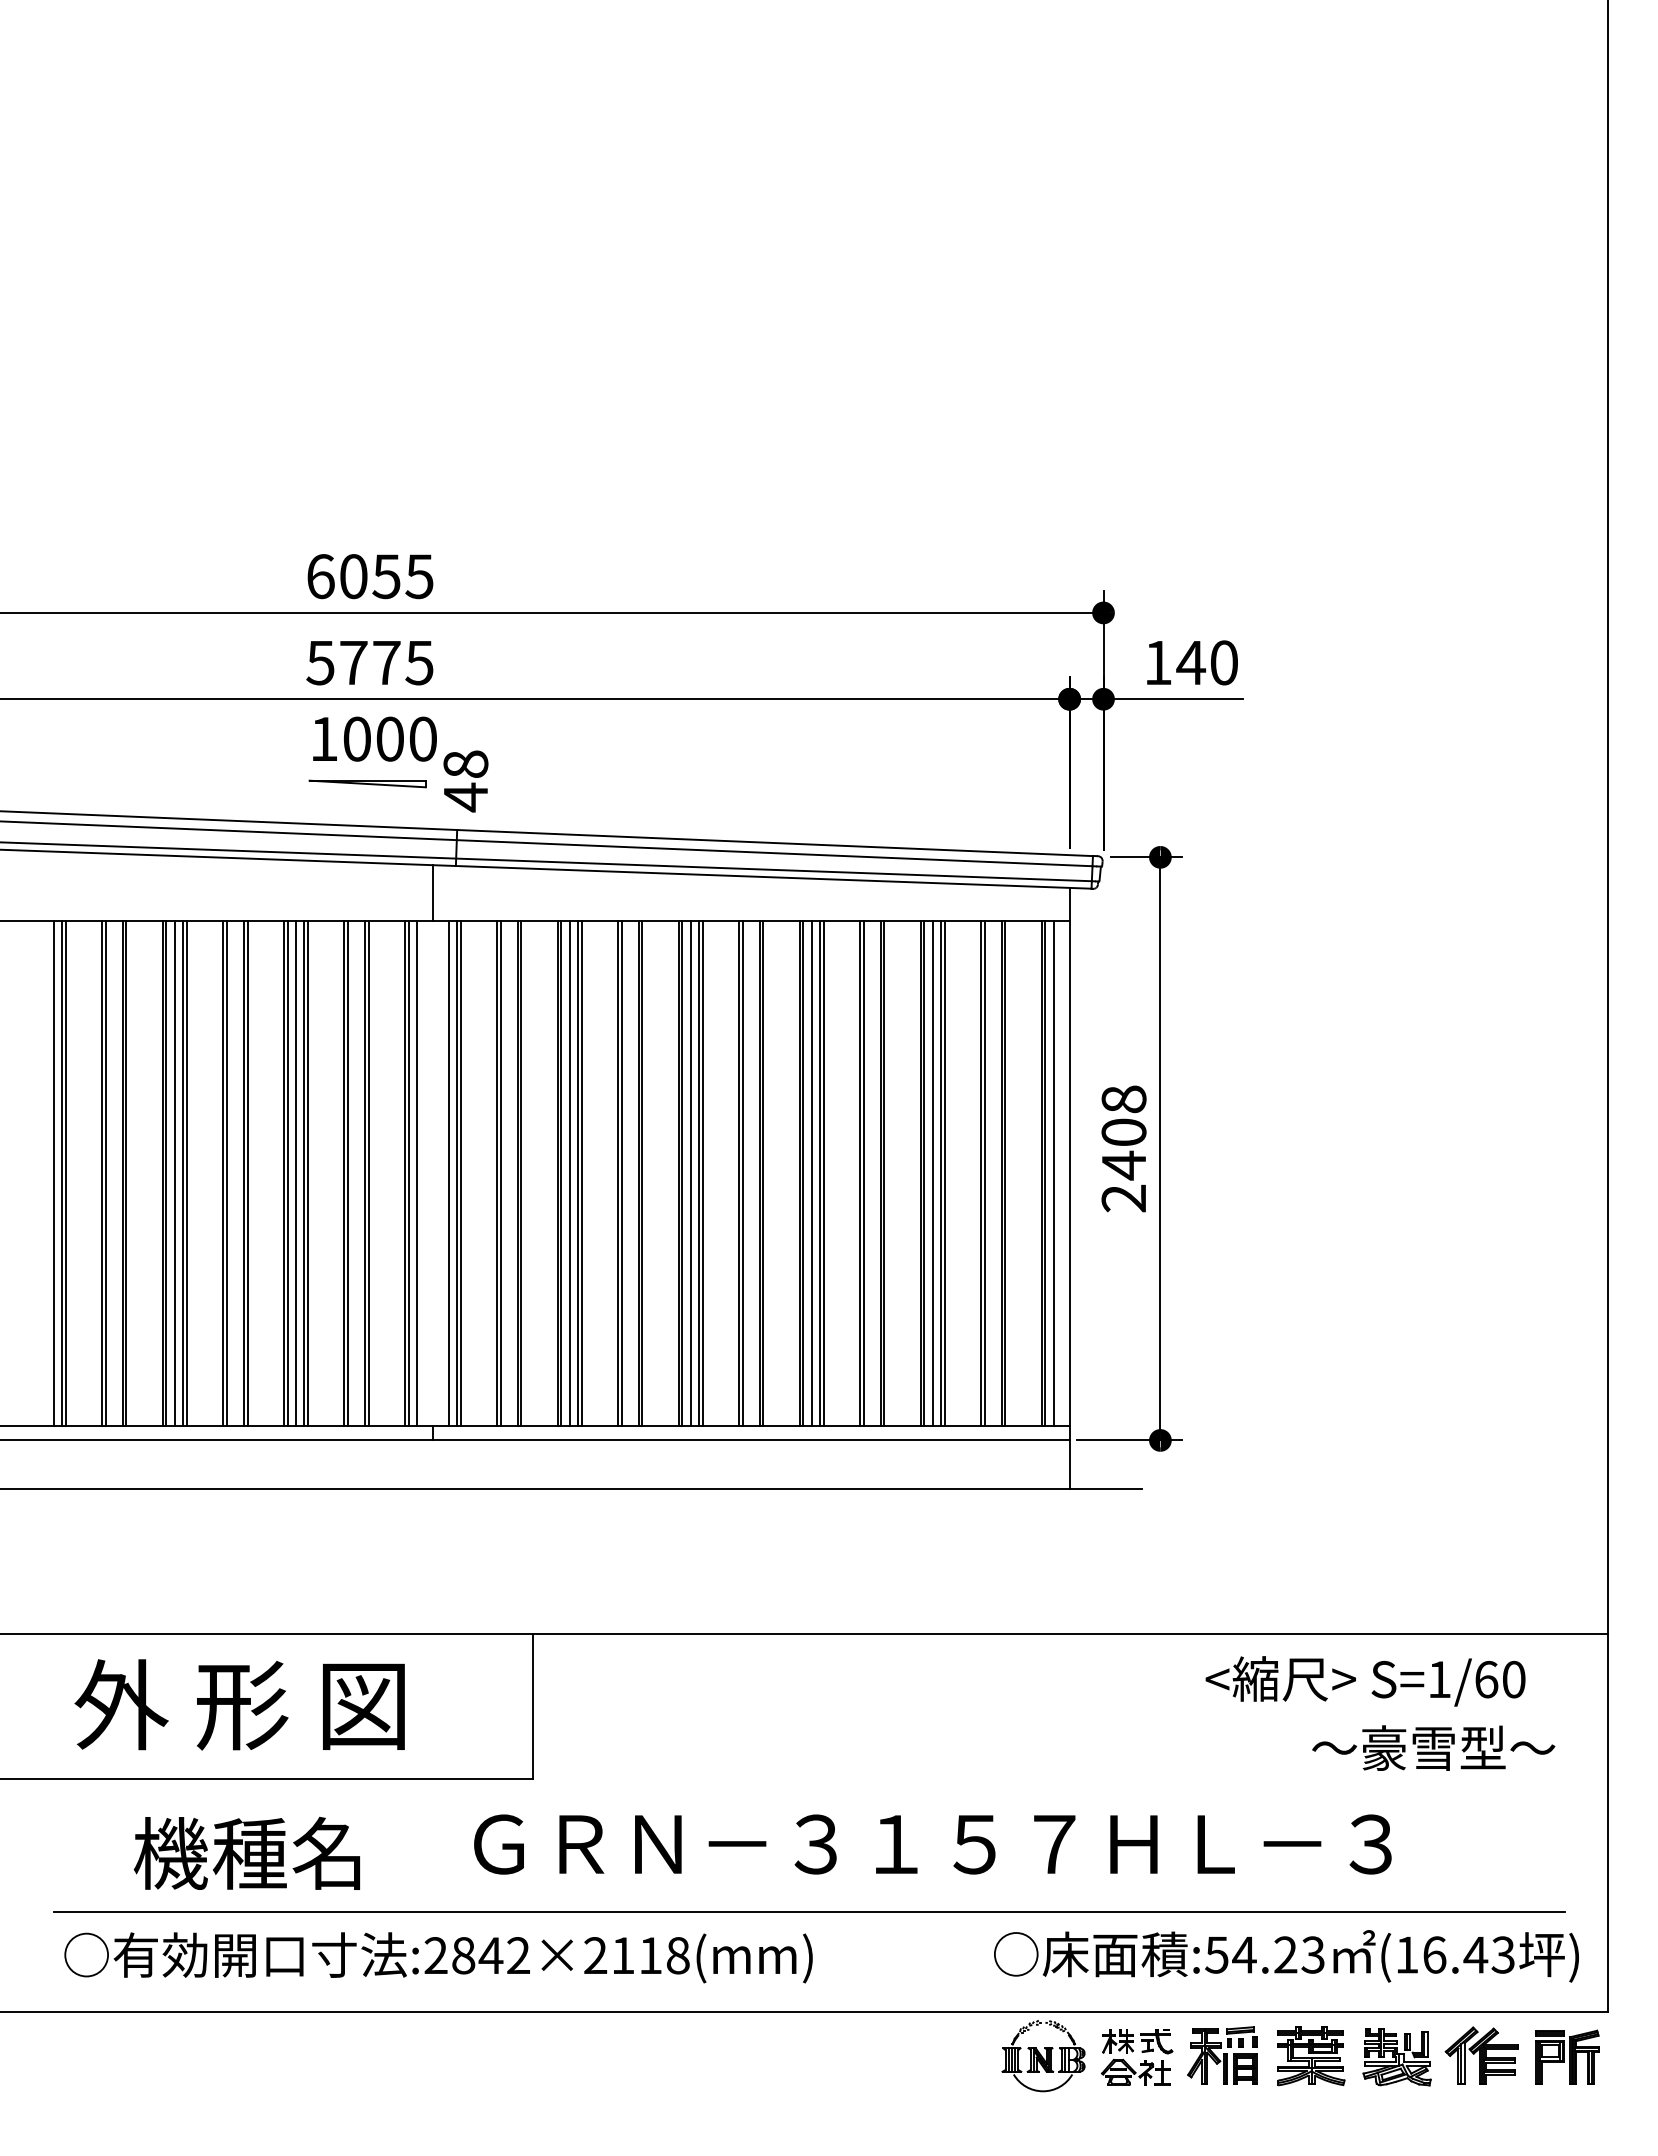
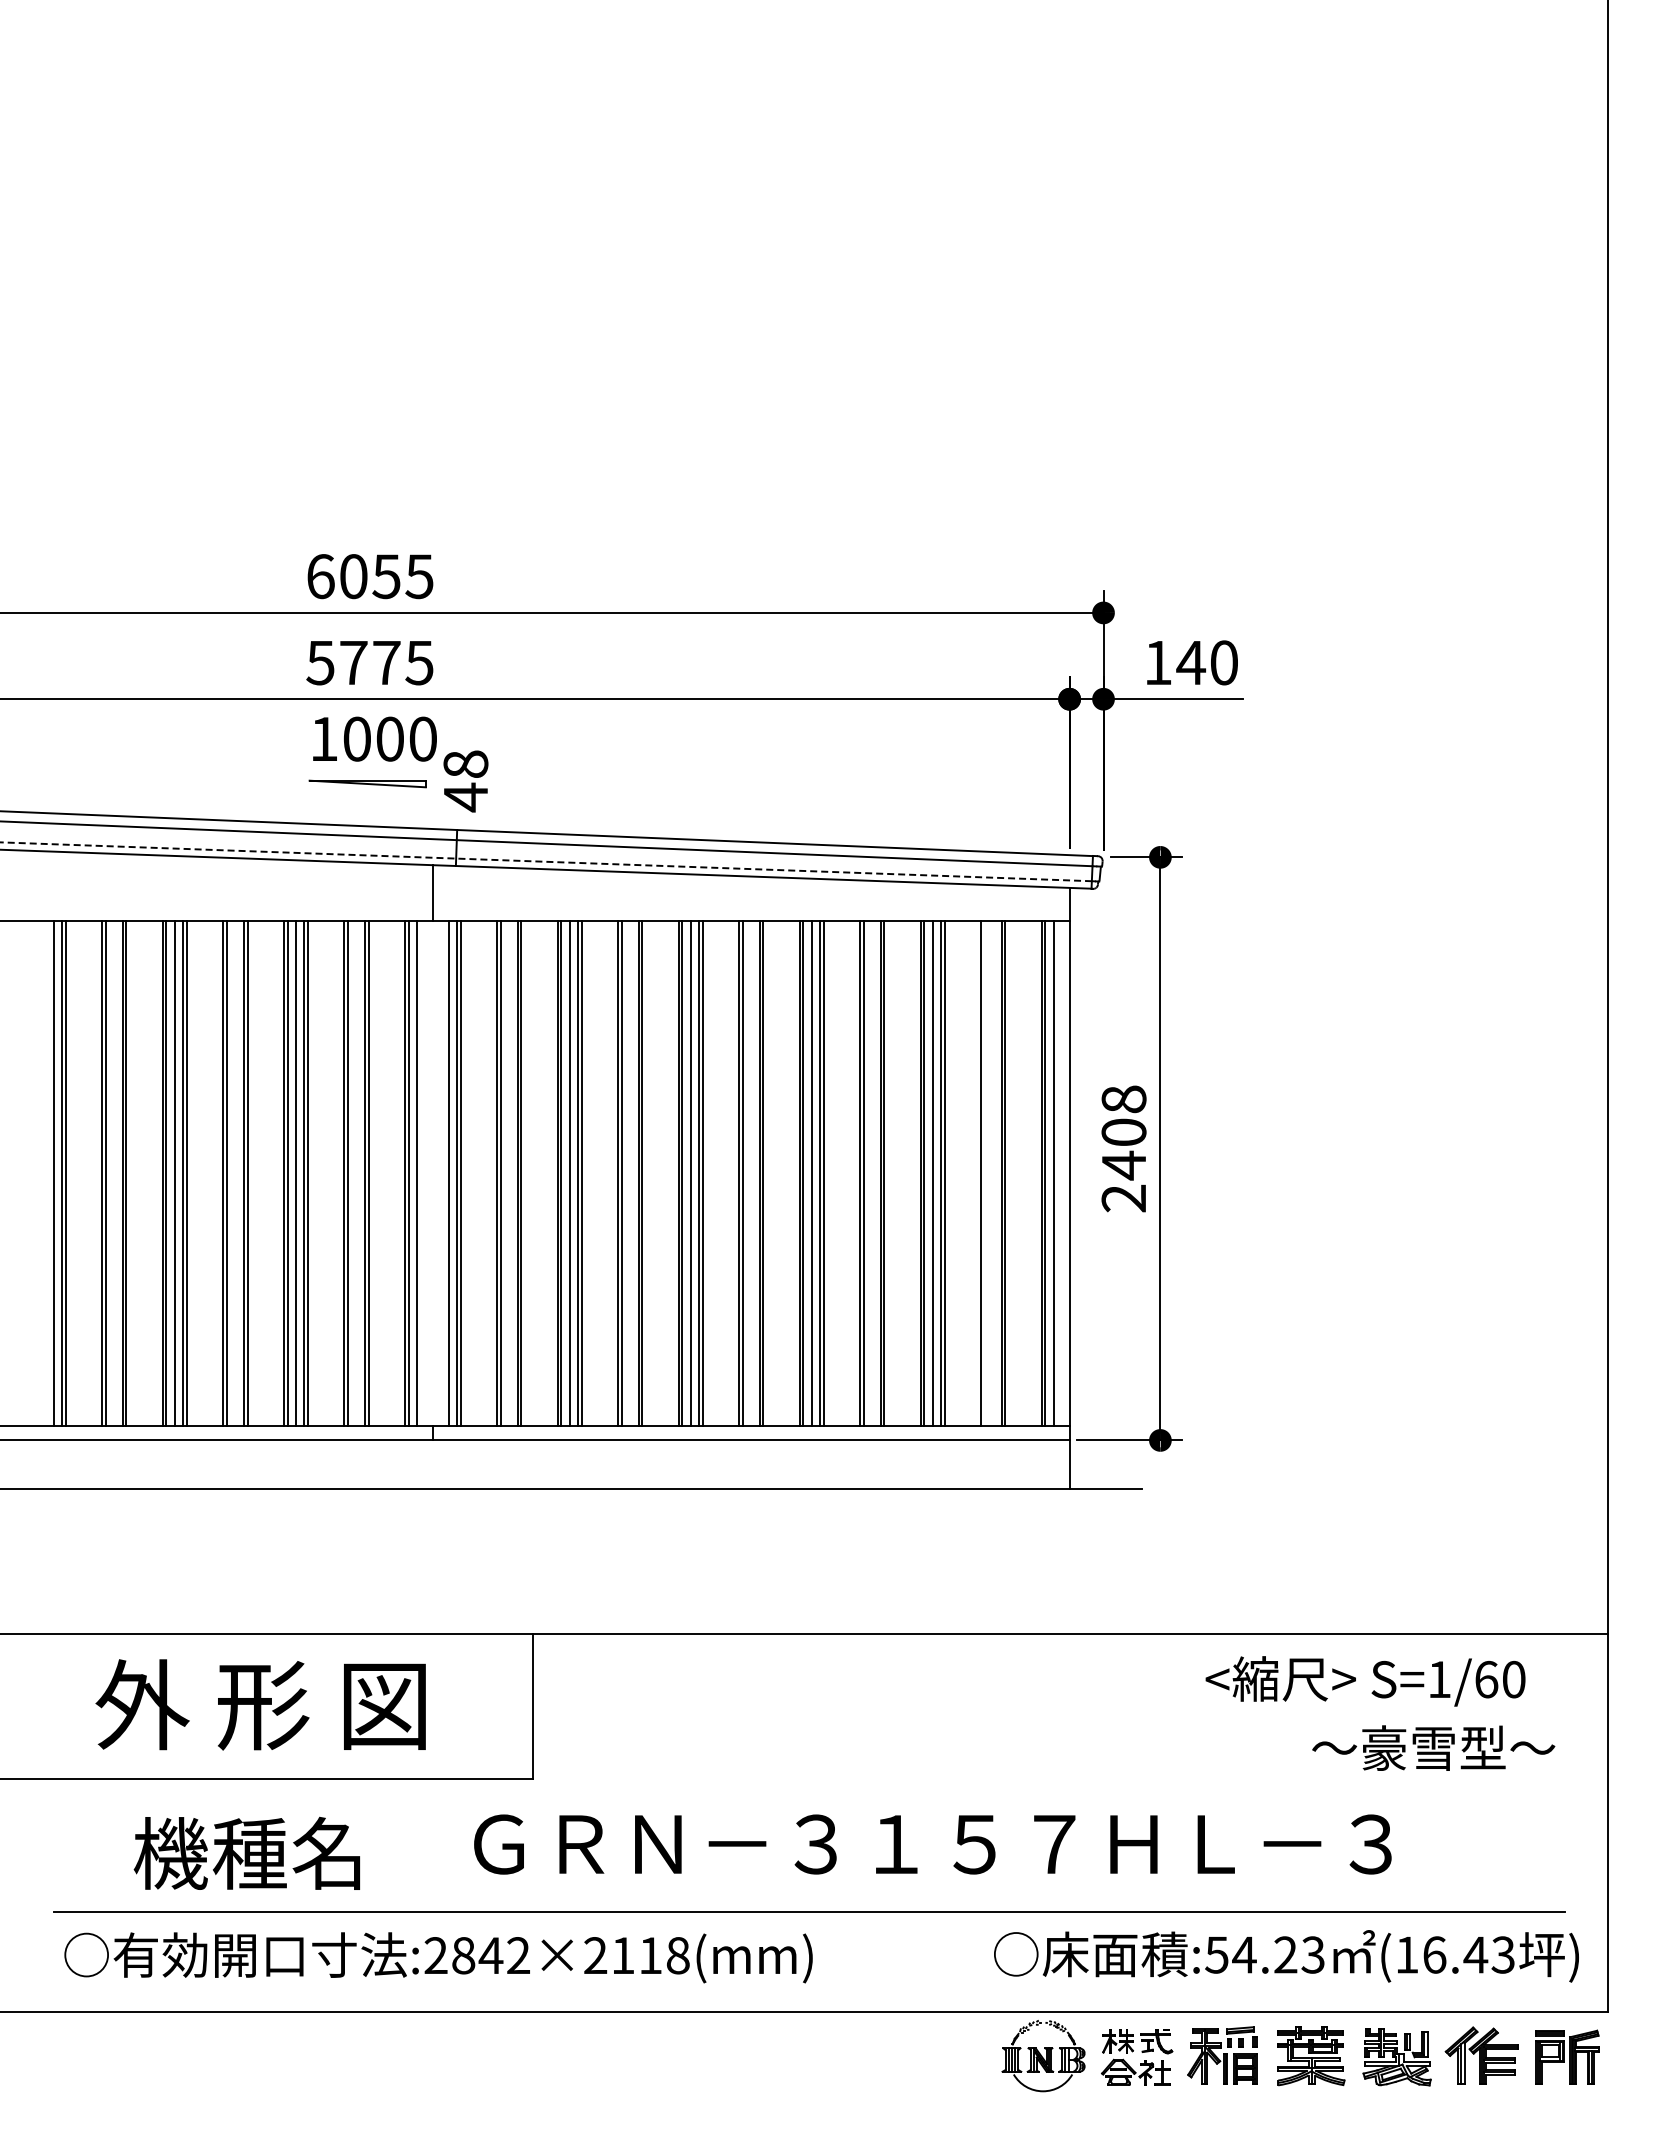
line: solid -> dashed (546, 861)
line: present -> none (984, 1173)
text position: (239, 1704) -> (260, 1704) (260, 1704)
